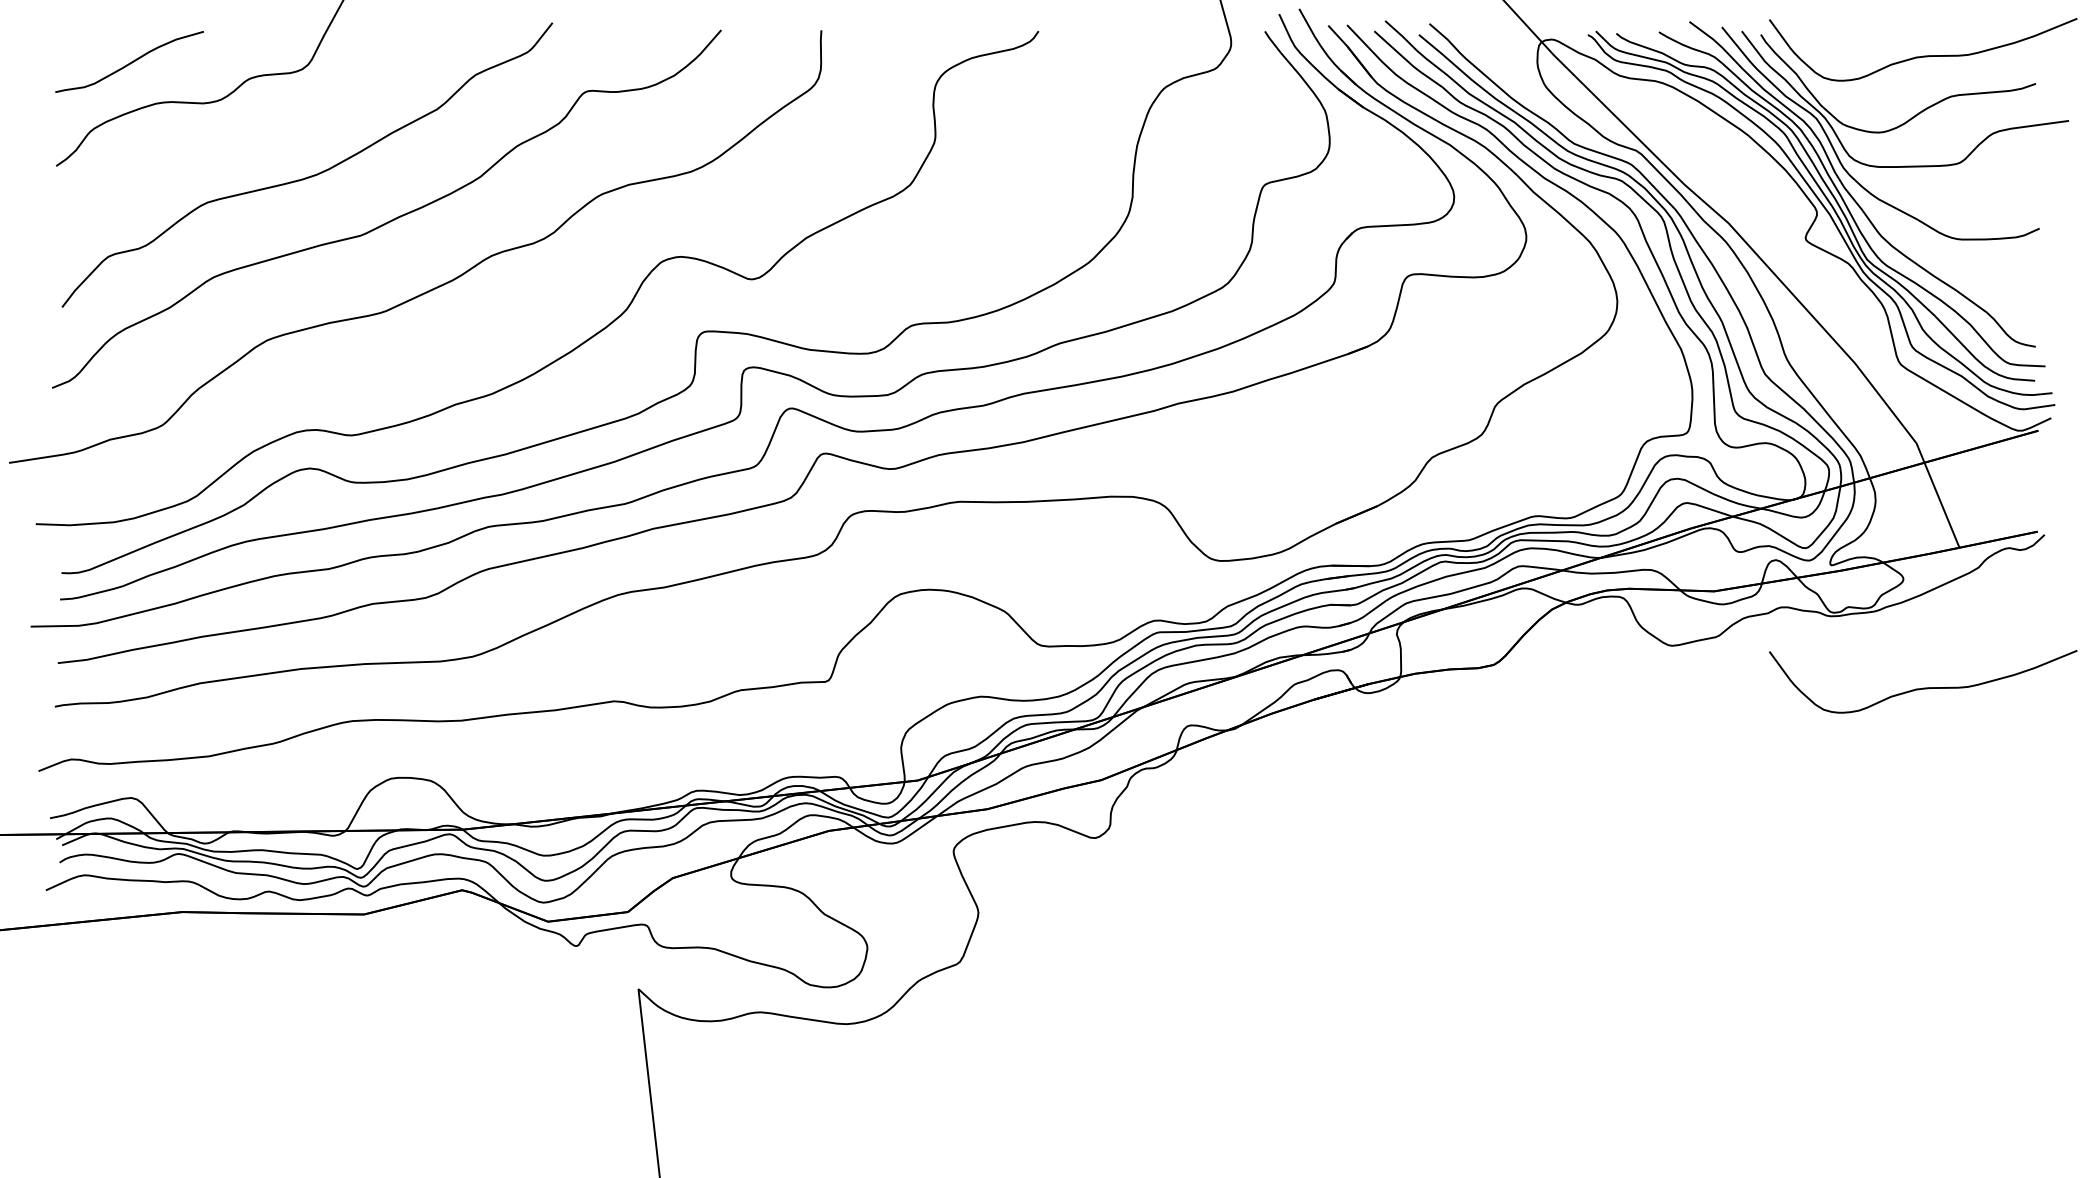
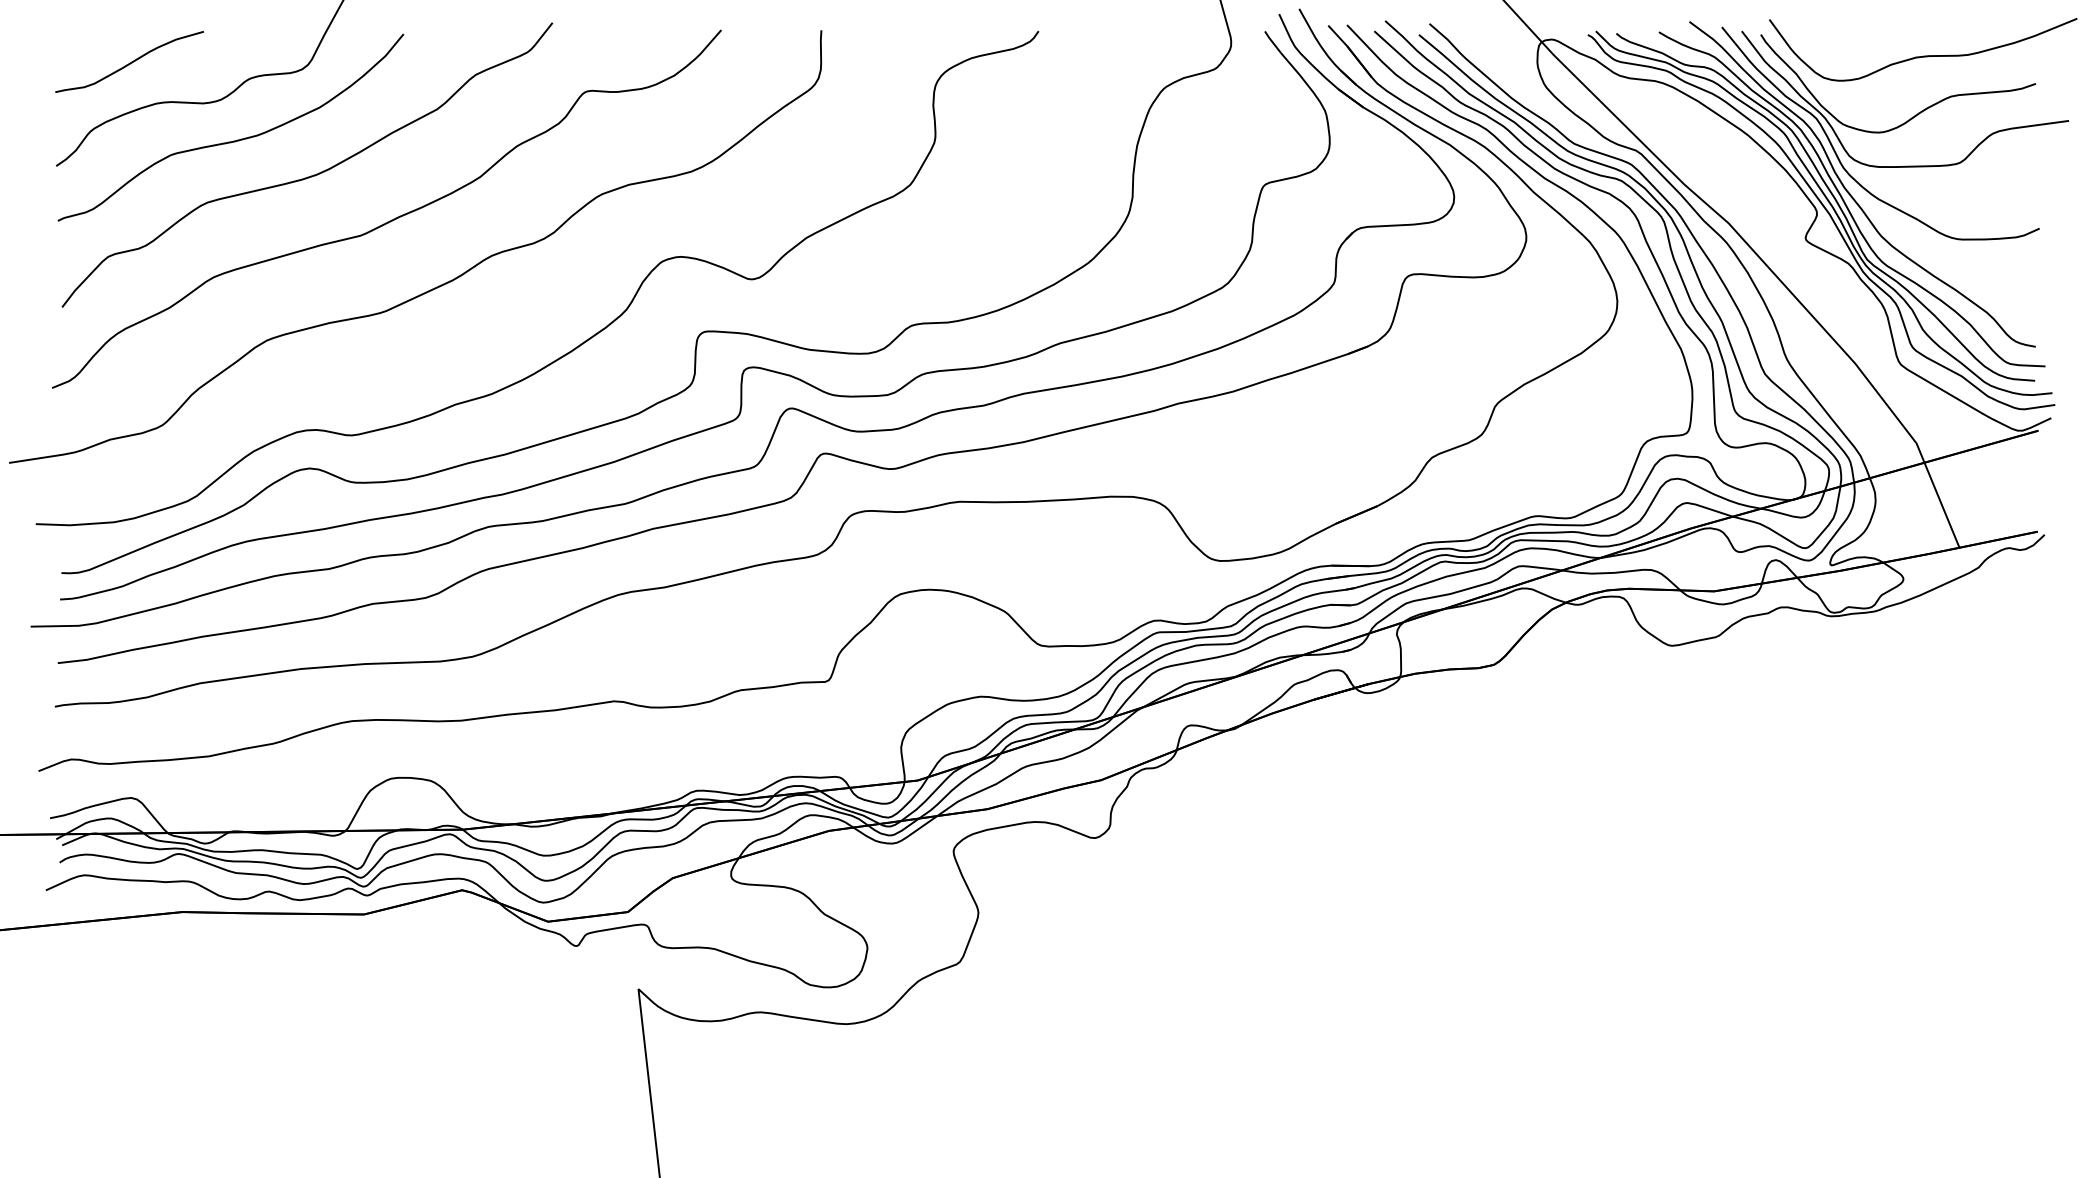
curve: none -> present (233, 140)
curve: present -> none (1923, 687)
